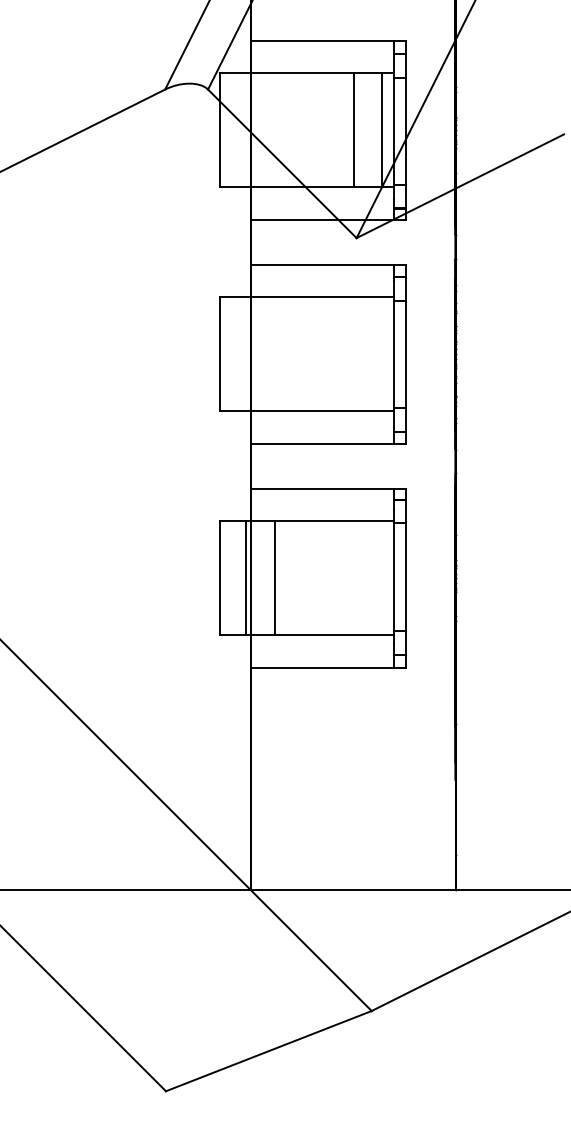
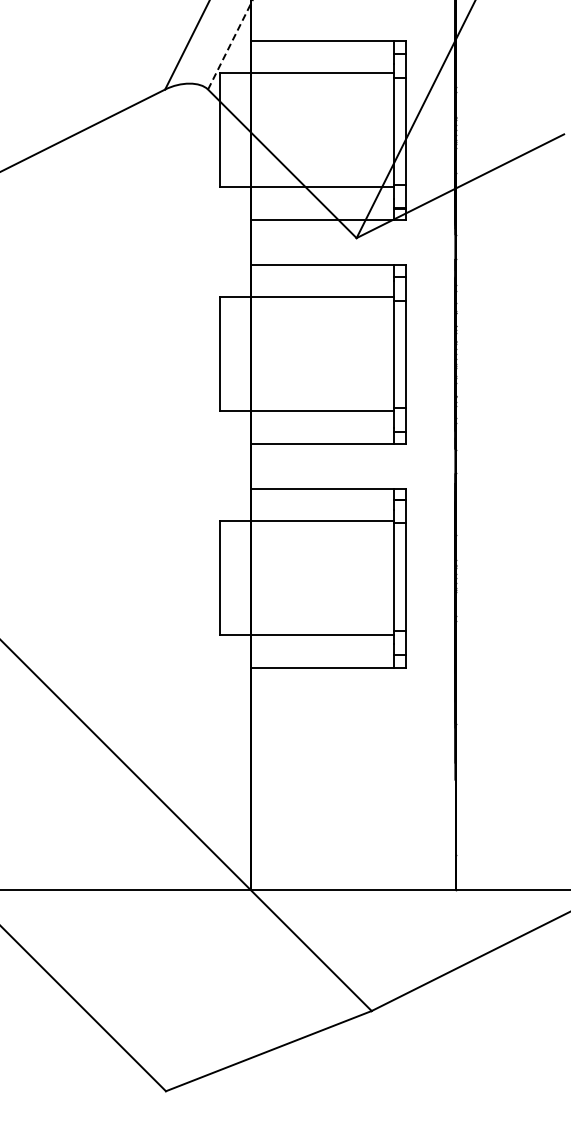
line: solid -> dashed (230, 44)
line: present -> none (353, 130)
line: present -> none (382, 130)
line: present -> none (246, 578)
line: present -> none (274, 578)
